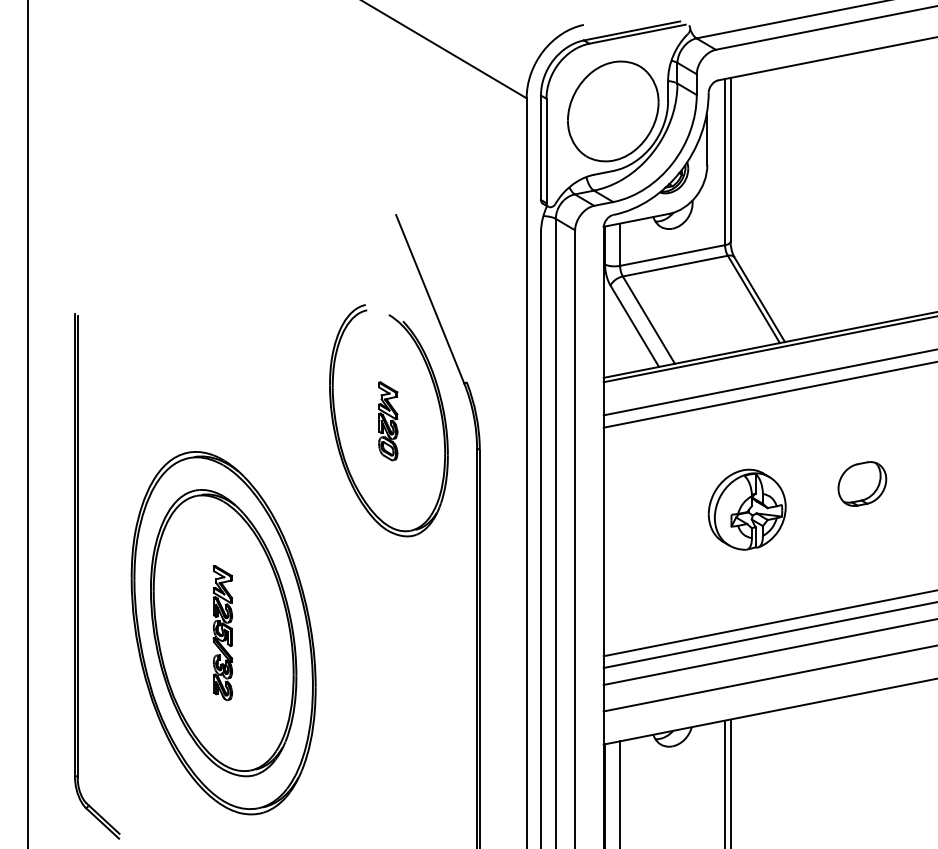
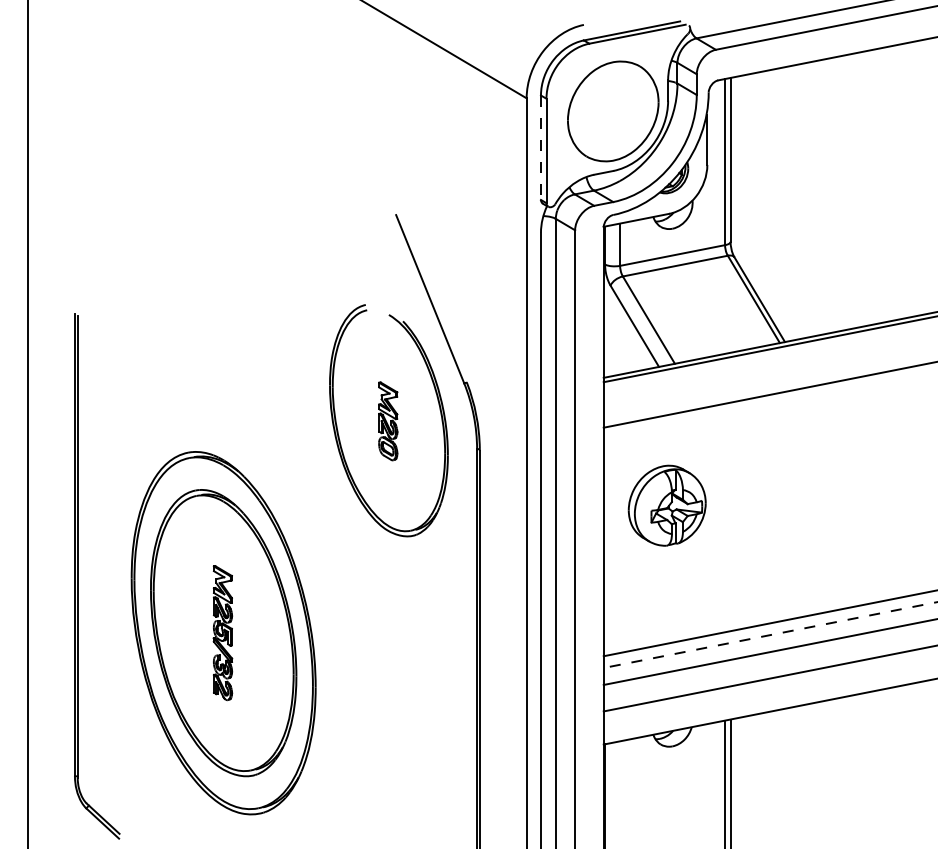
line: solid -> dashed (540, 148)
line: present -> none (768, 382)
part: present -> none (862, 483)
part position: (746, 509) -> (666, 505) (666, 505)
line: solid -> dashed (770, 635)
line: present -> none (620, 793)
